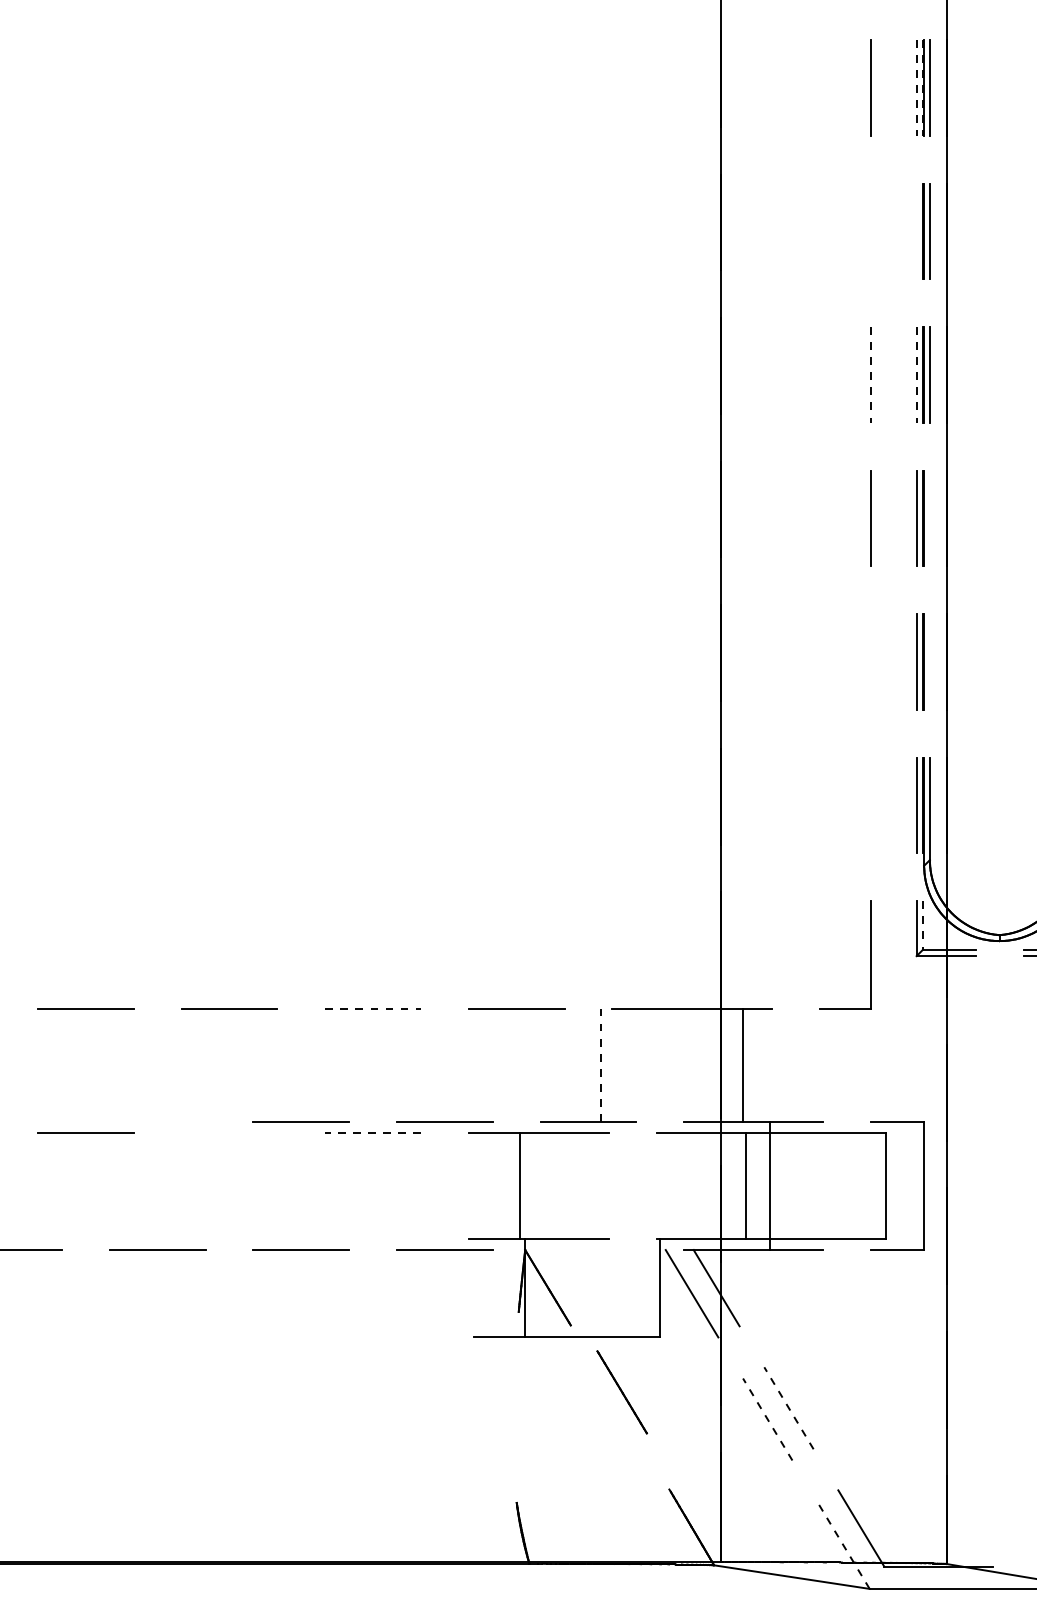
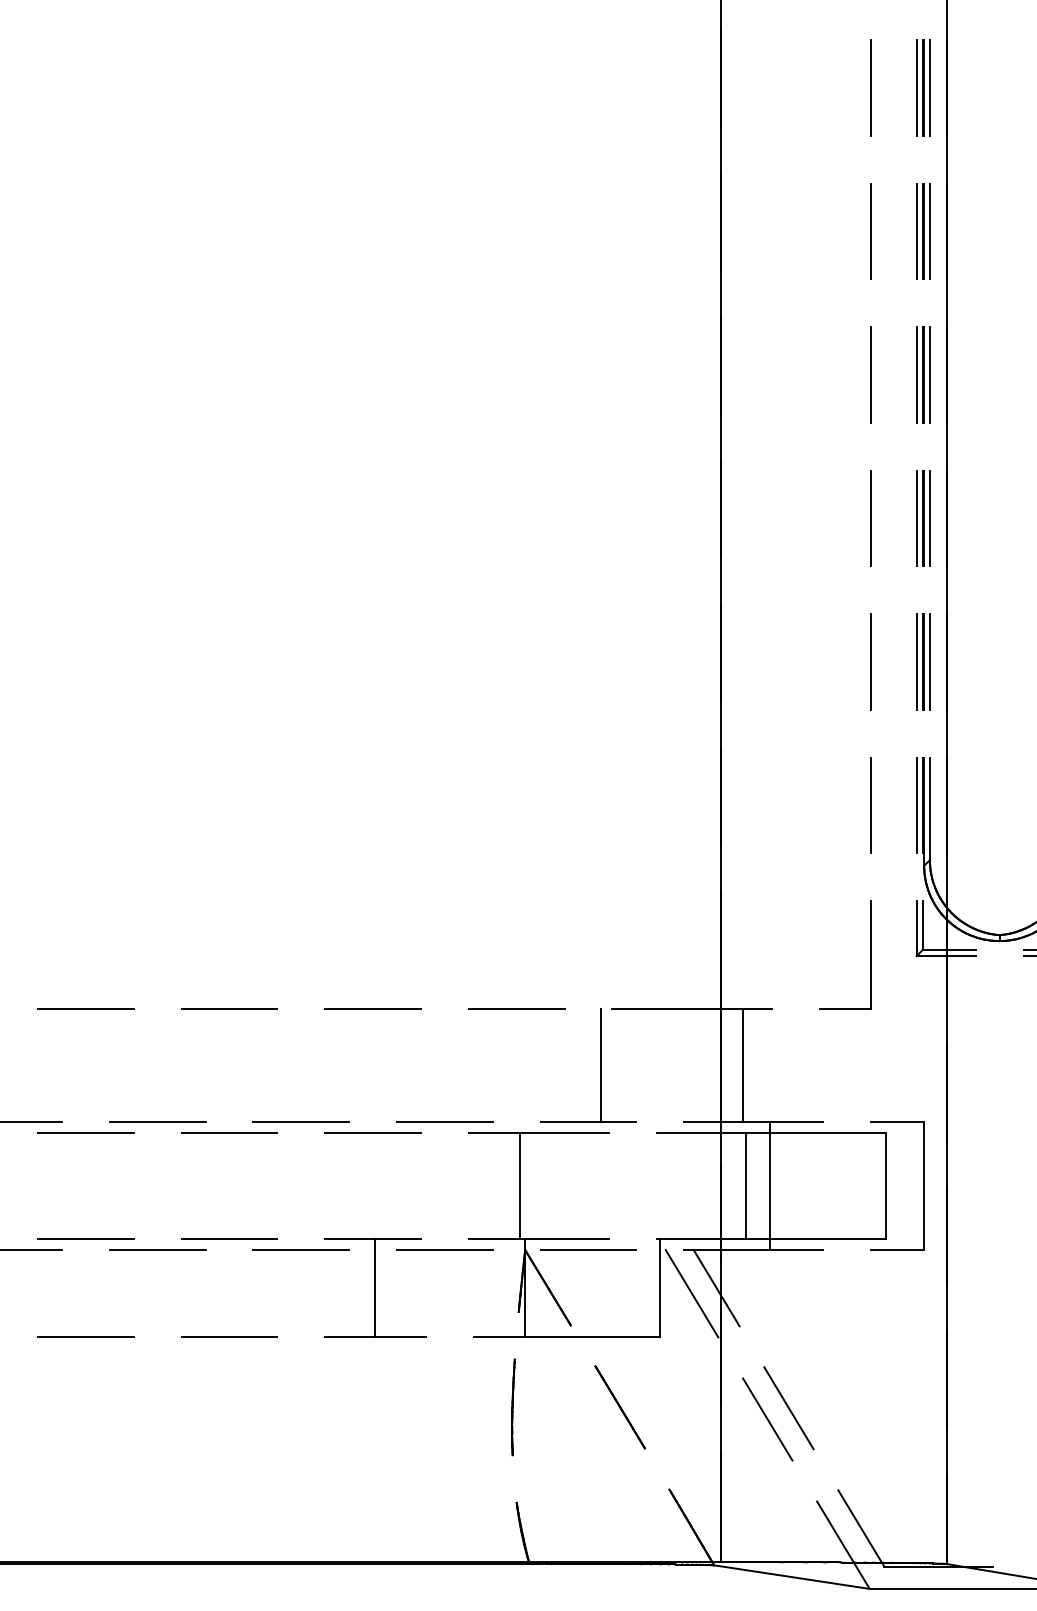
line: dashed -> solid (916, 87)
line: dashed -> solid (922, 87)
line: none -> present (871, 231)
line: none -> present (916, 231)
line: dashed -> solid (871, 374)
line: dashed -> solid (916, 374)
line: none -> present (929, 518)
line: none -> present (870, 661)
line: none -> present (929, 661)
line: none -> present (871, 805)
line: dashed -> solid (922, 926)
line: dashed -> solid (373, 1008)
line: dashed -> solid (600, 1065)
line: none -> present (32, 1121)
line: none -> present (157, 1121)
line: none -> present (229, 1133)
line: dashed -> solid (373, 1133)
line: none -> present (85, 1238)
line: none -> present (229, 1238)
line: none -> present (588, 1249)
part: none -> present (375, 1287)
line: none -> present (85, 1336)
line: none -> present (229, 1336)
line position: (621, 1392) -> (619, 1407) (619, 1407)
line: none -> present (513, 1407)
line: dashed -> solid (788, 1408)
line: dashed -> solid (767, 1419)
line: dashed -> solid (843, 1544)
